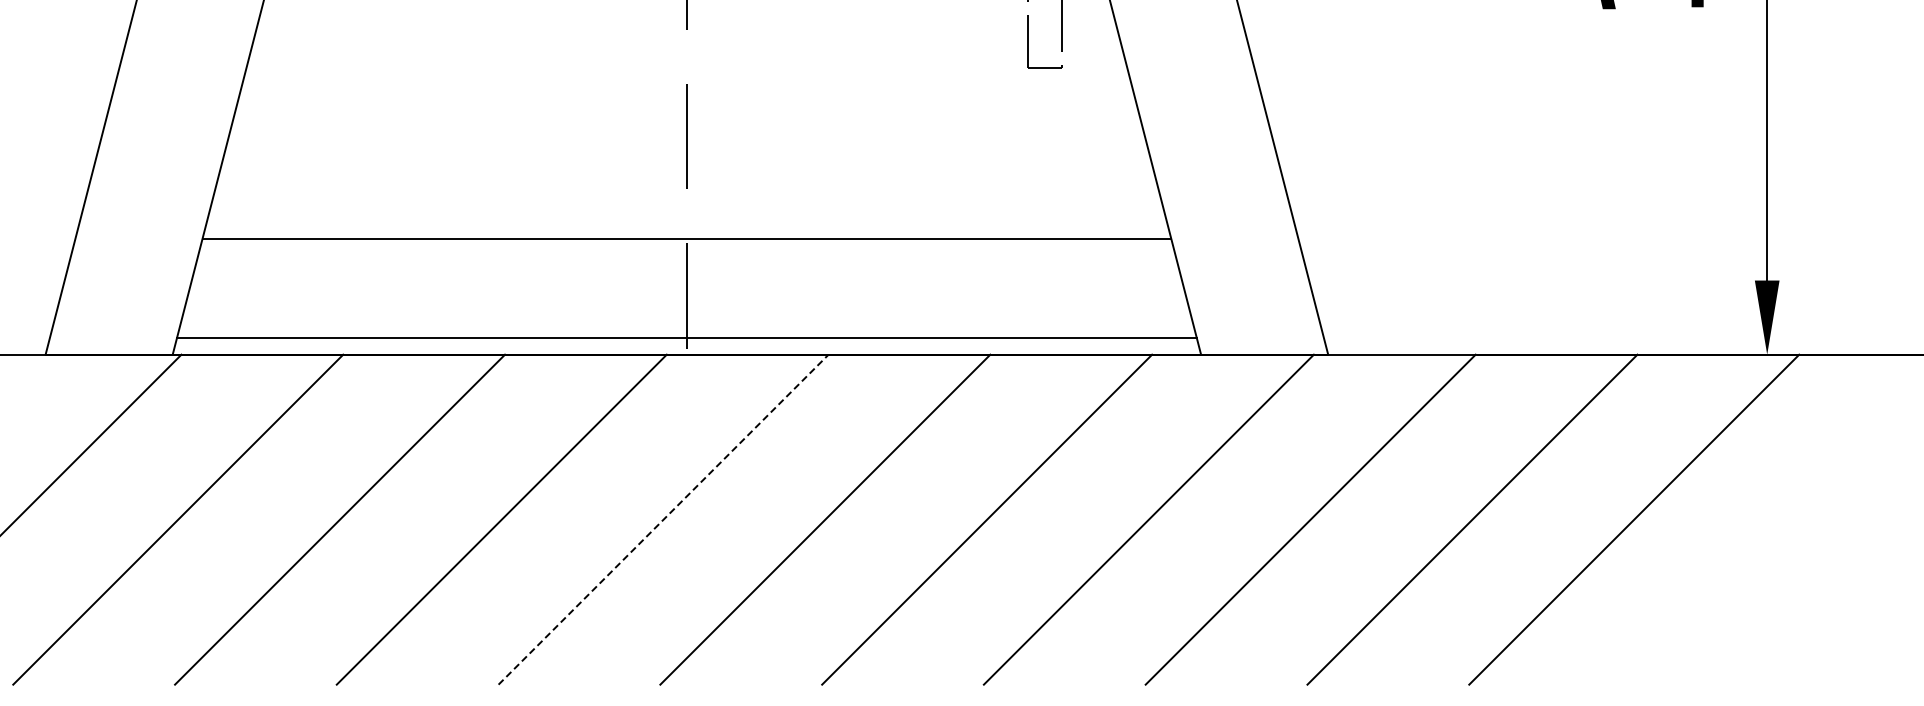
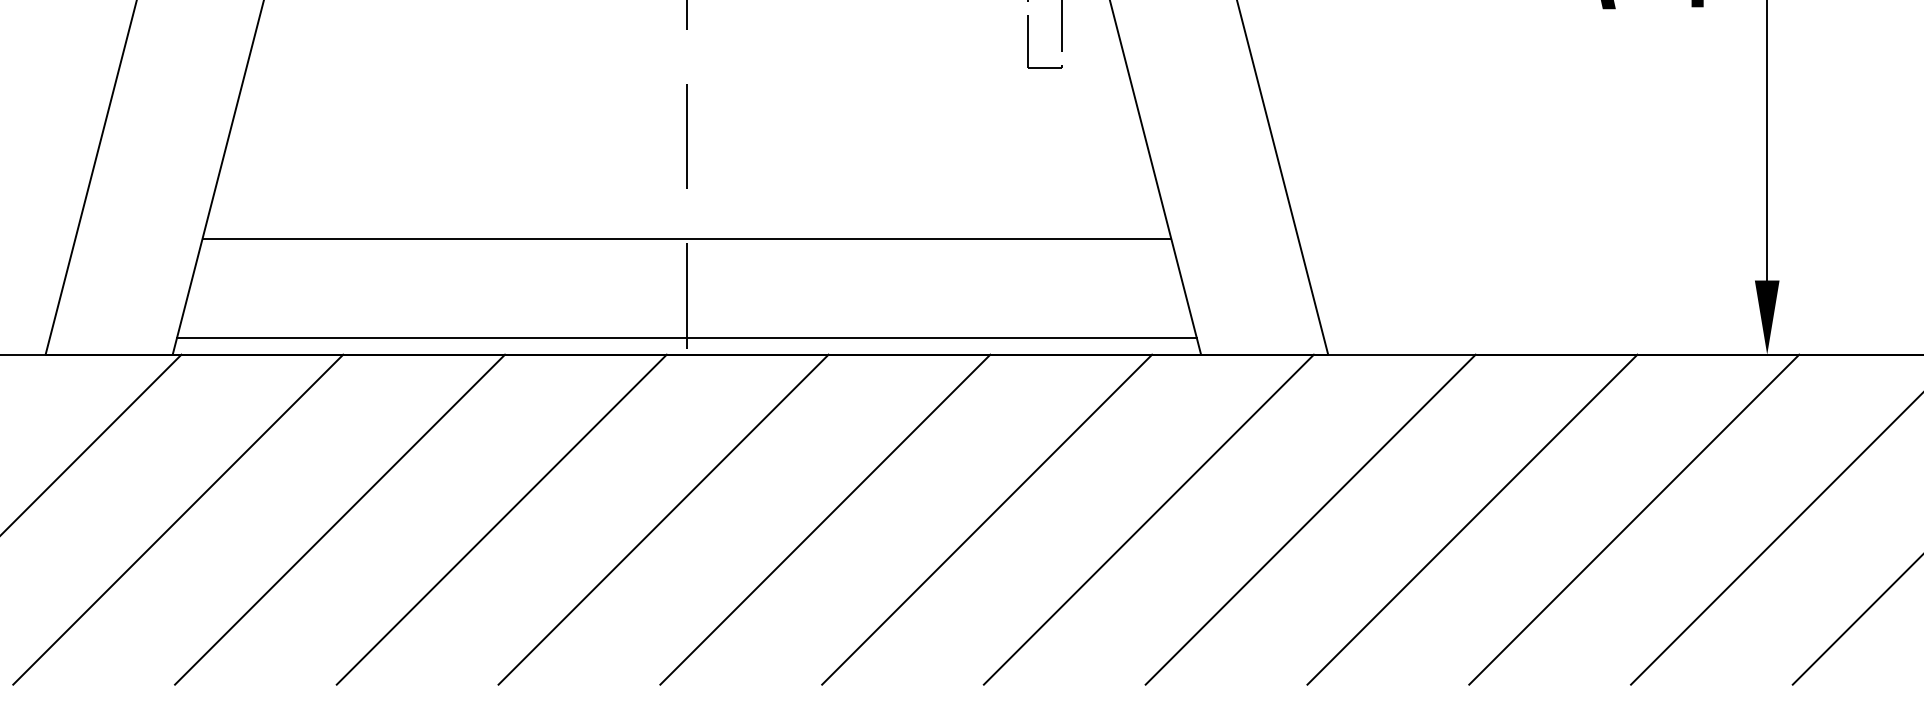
line: dashed -> solid (663, 519)
line: none -> present (1775, 539)
line: none -> present (1856, 620)
